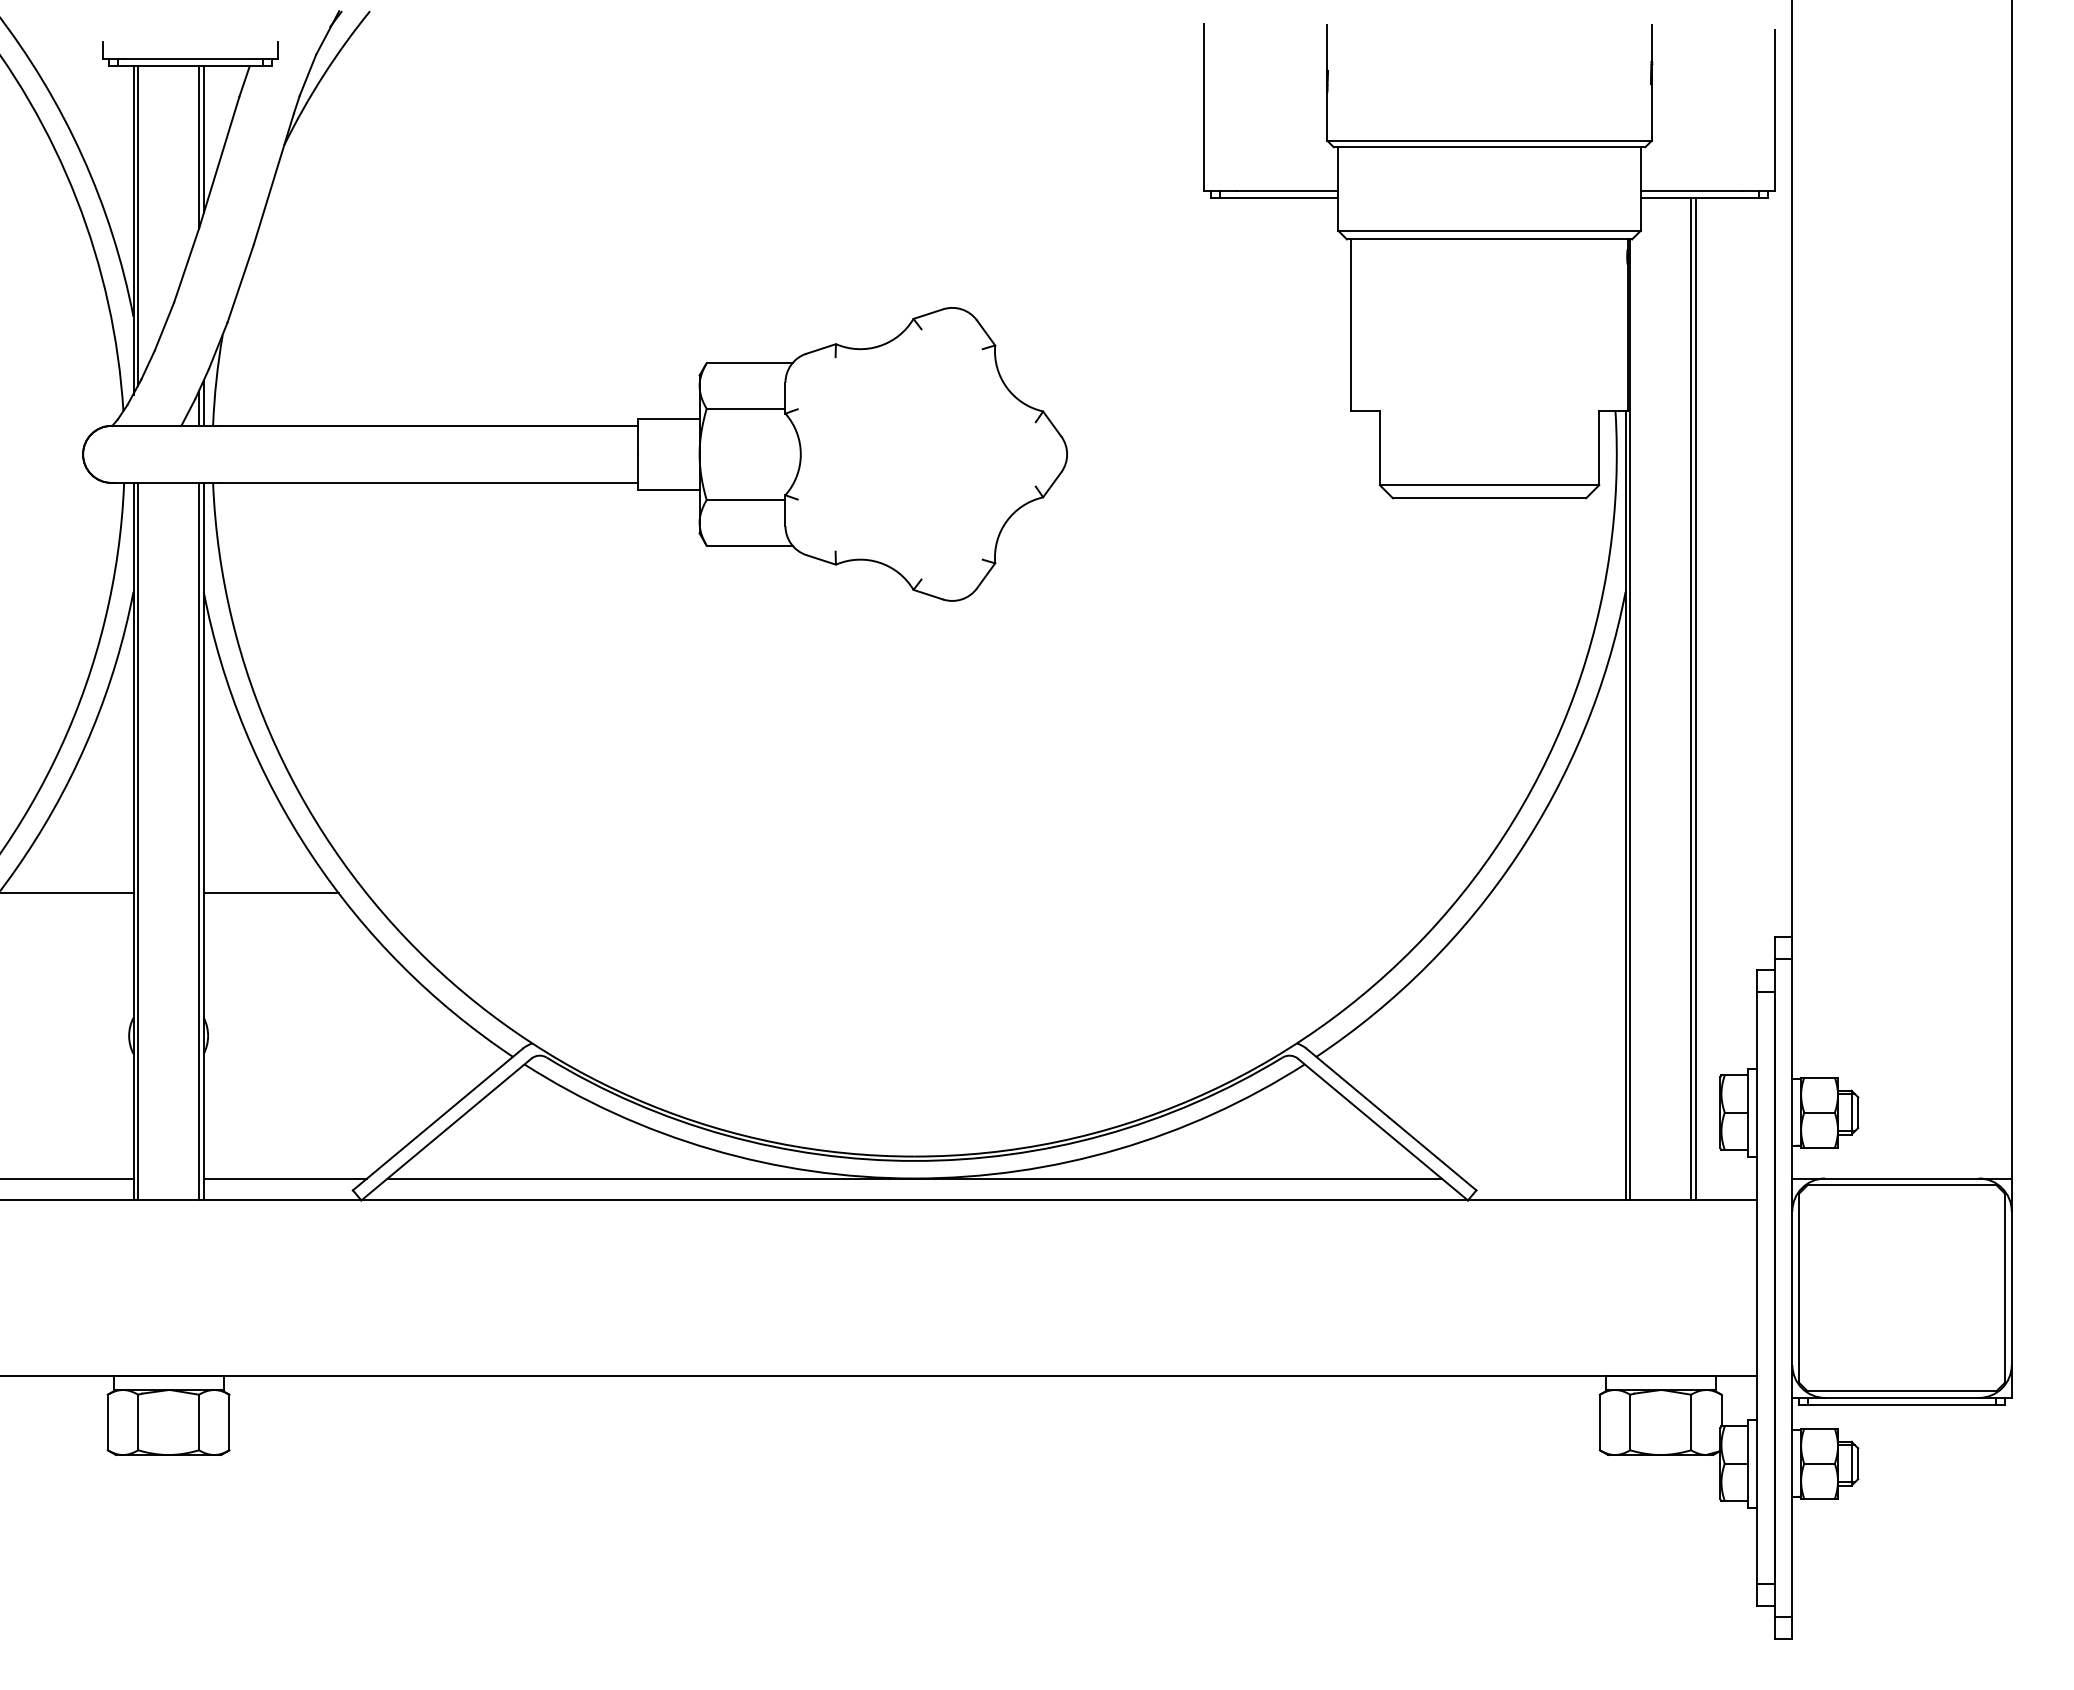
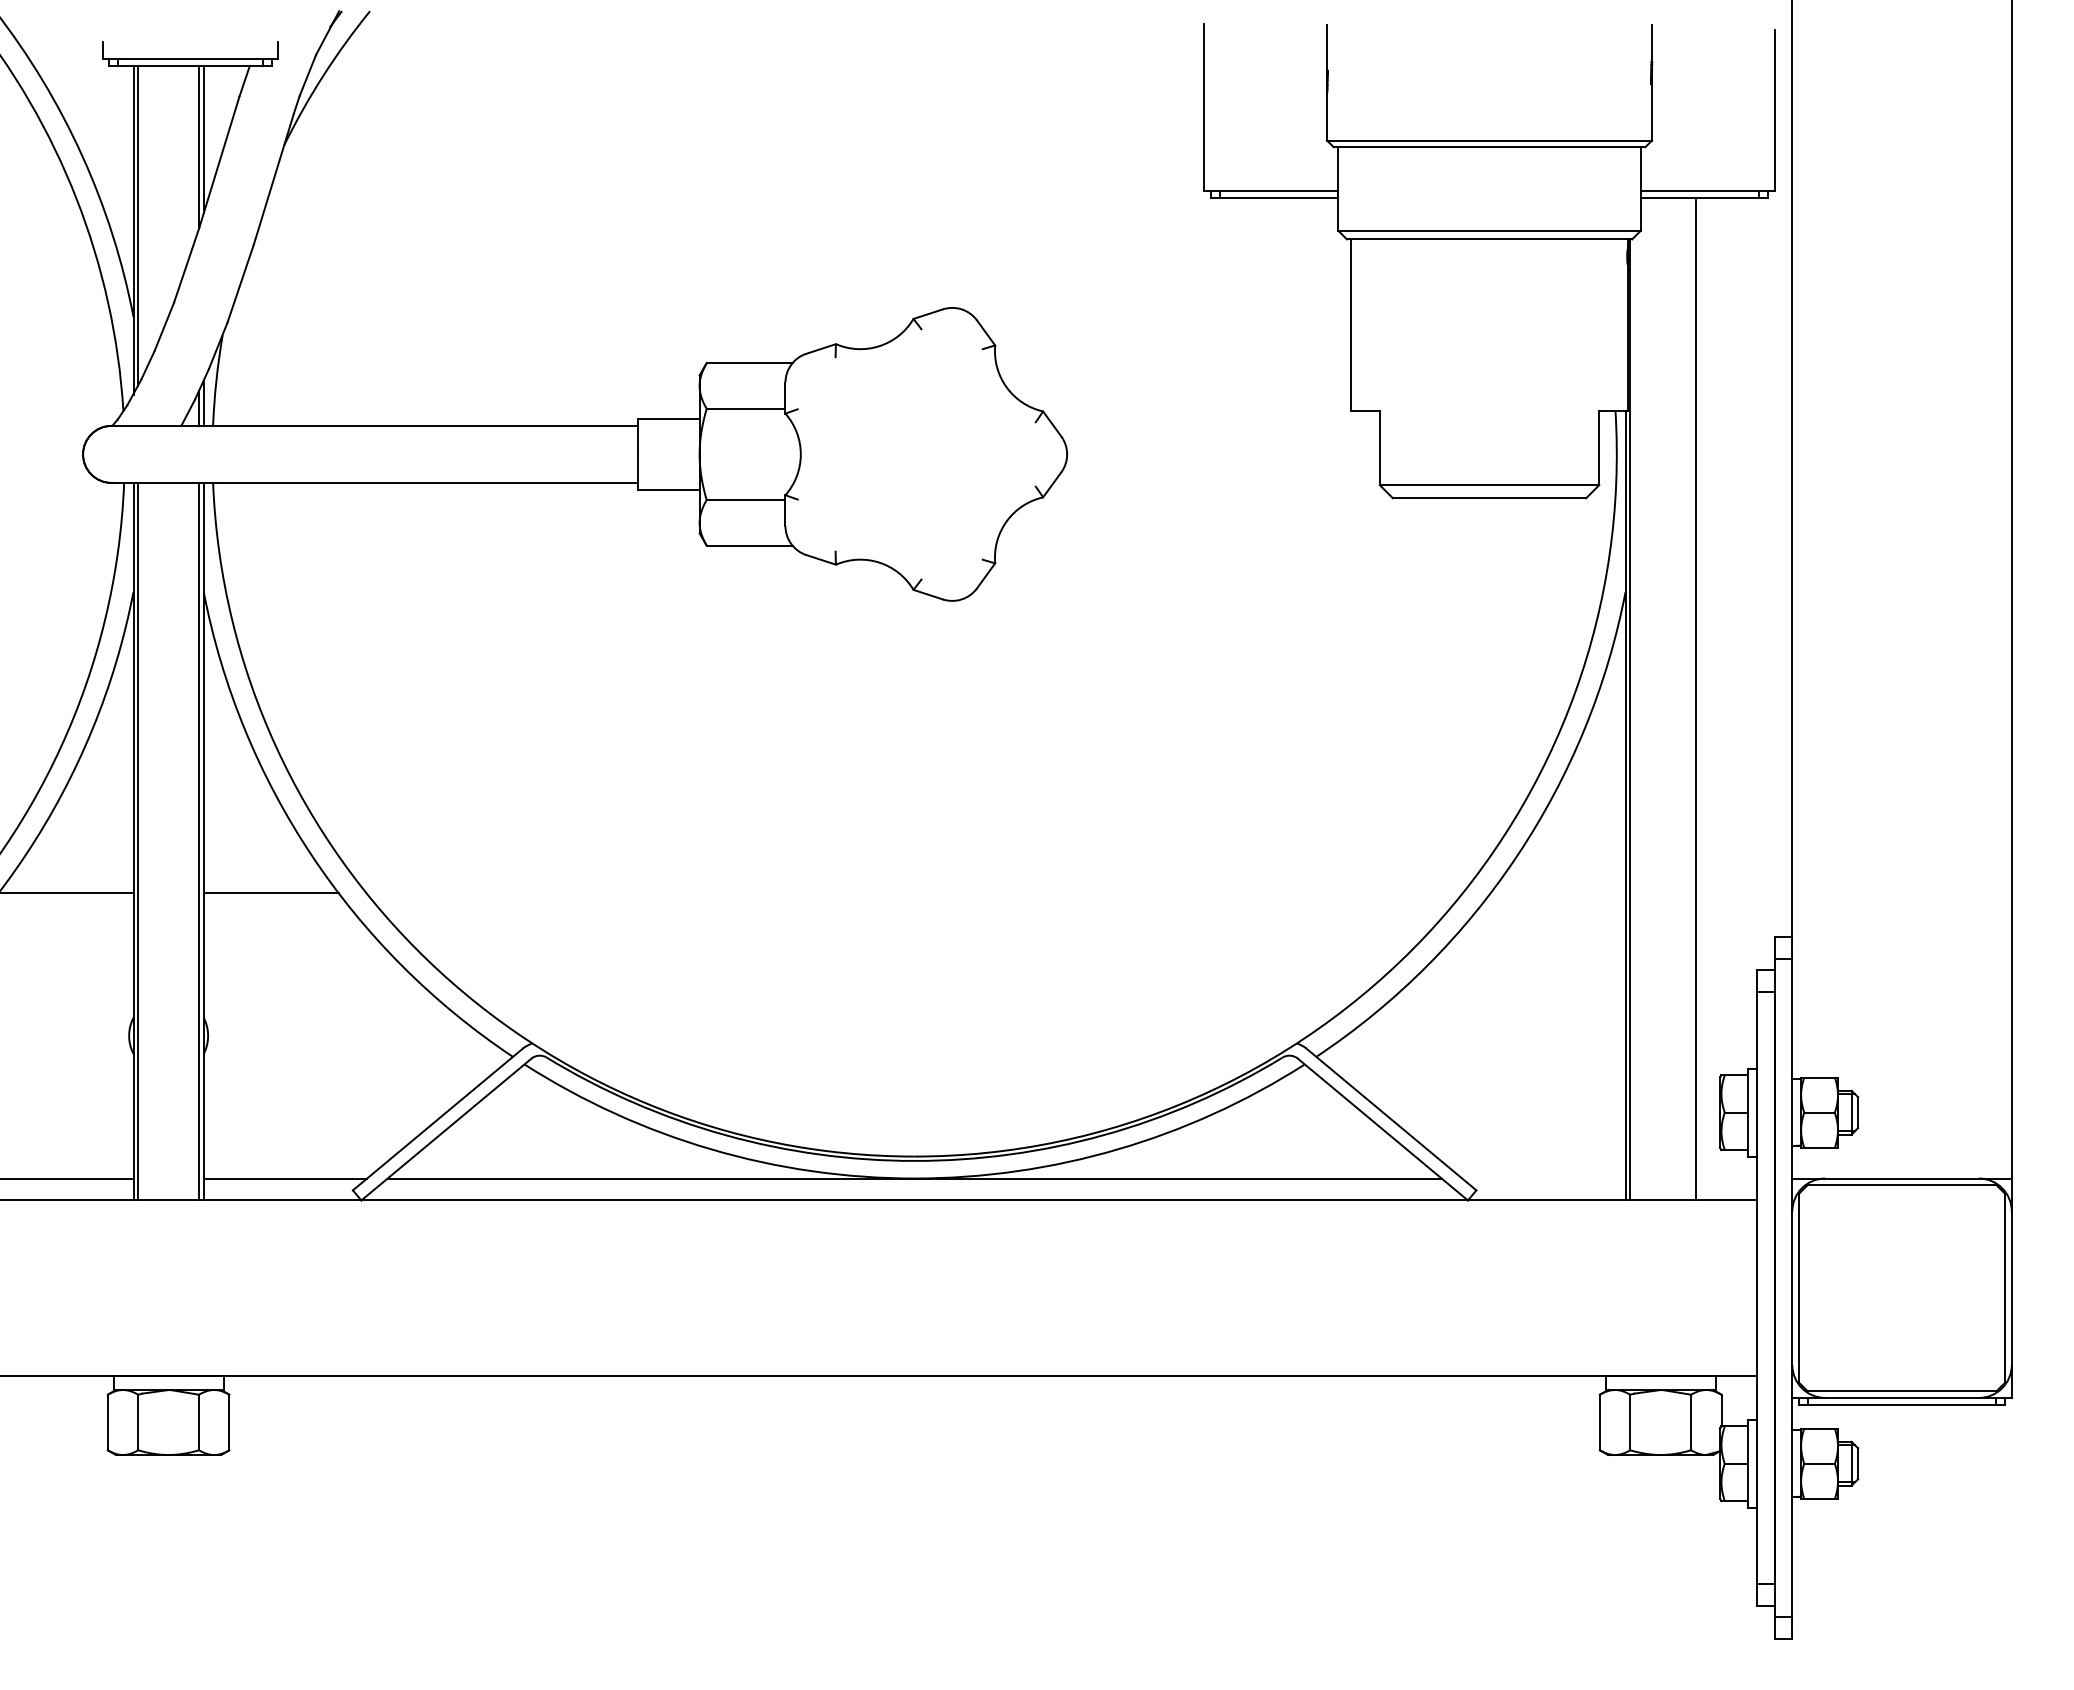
line: present -> none (1691, 698)
